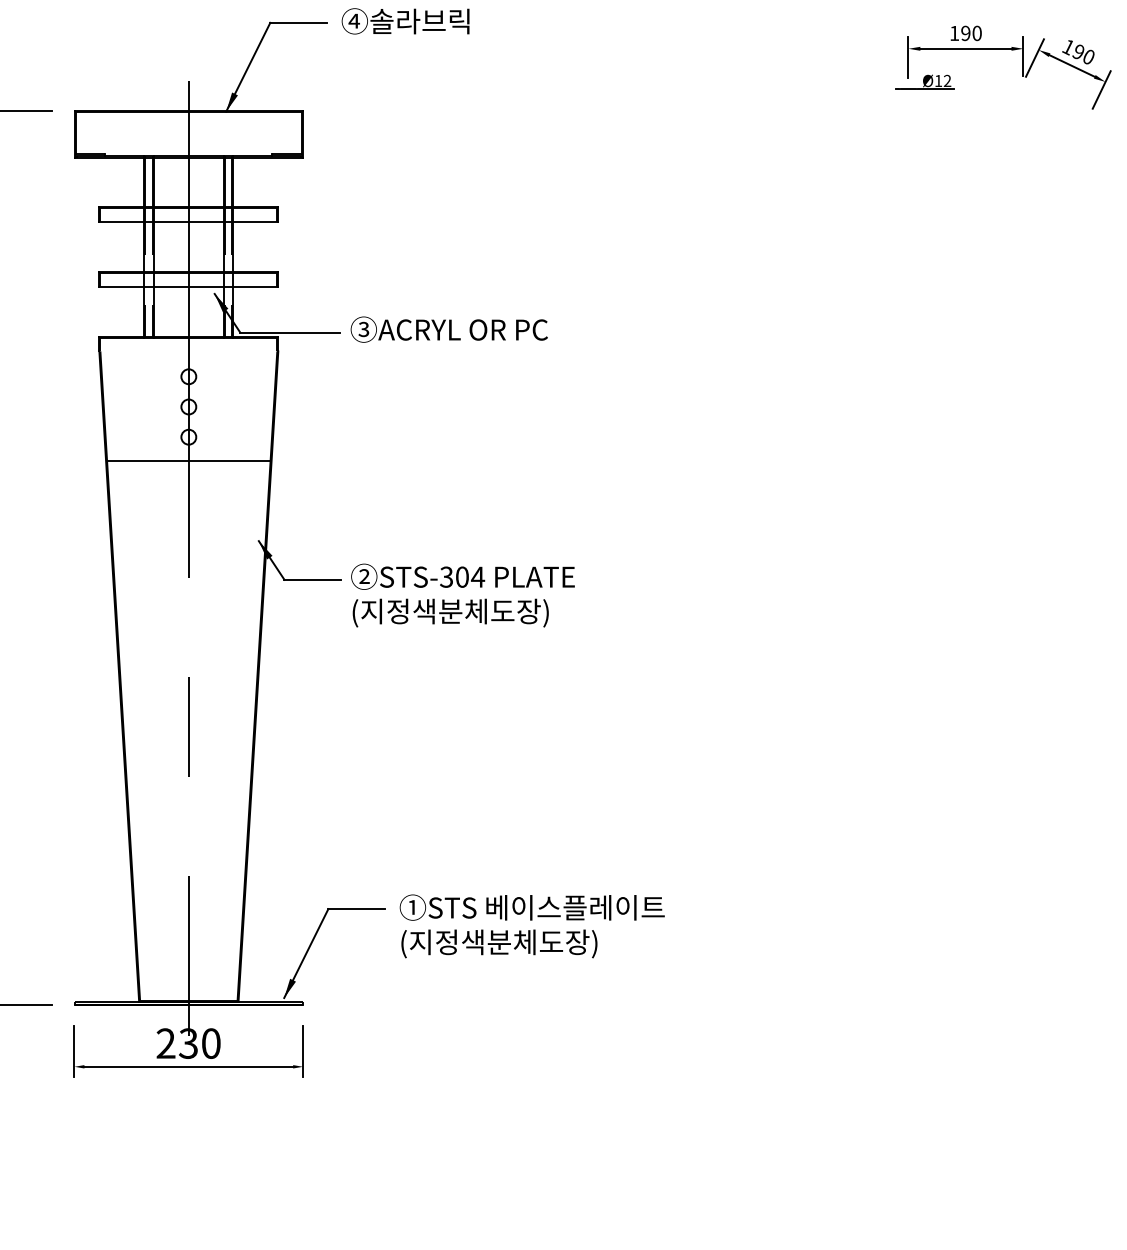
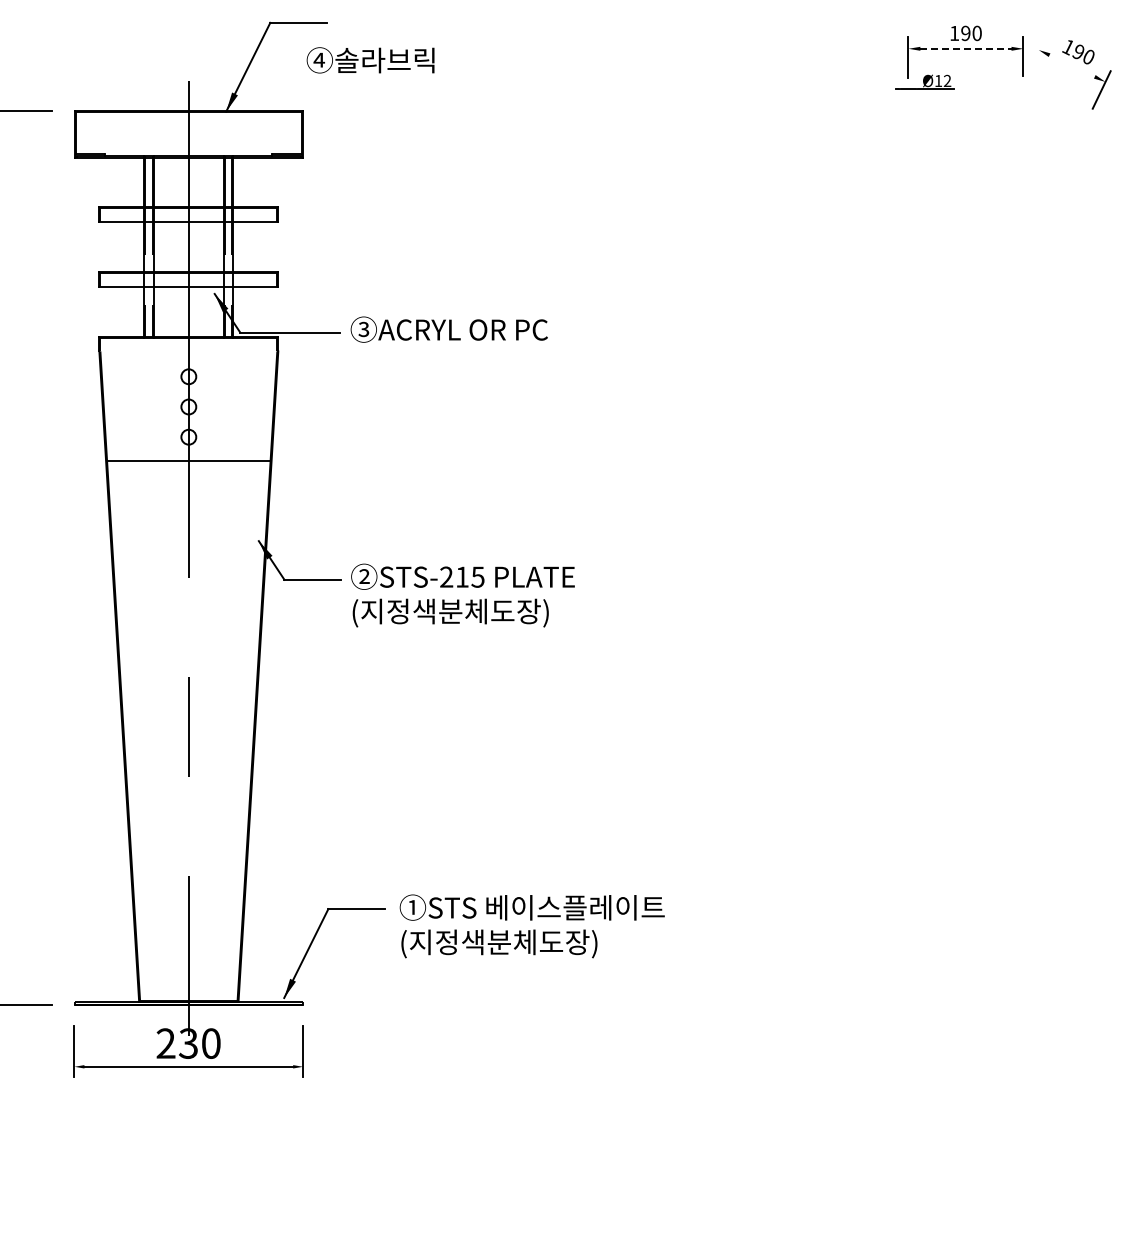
text position: (405, 21) -> (370, 60) (370, 60)
line: solid -> dashed (965, 48)
line: present -> none (1034, 57)
line: present -> none (1071, 65)
text: STS-304 -> STS-215 (462, 576)
